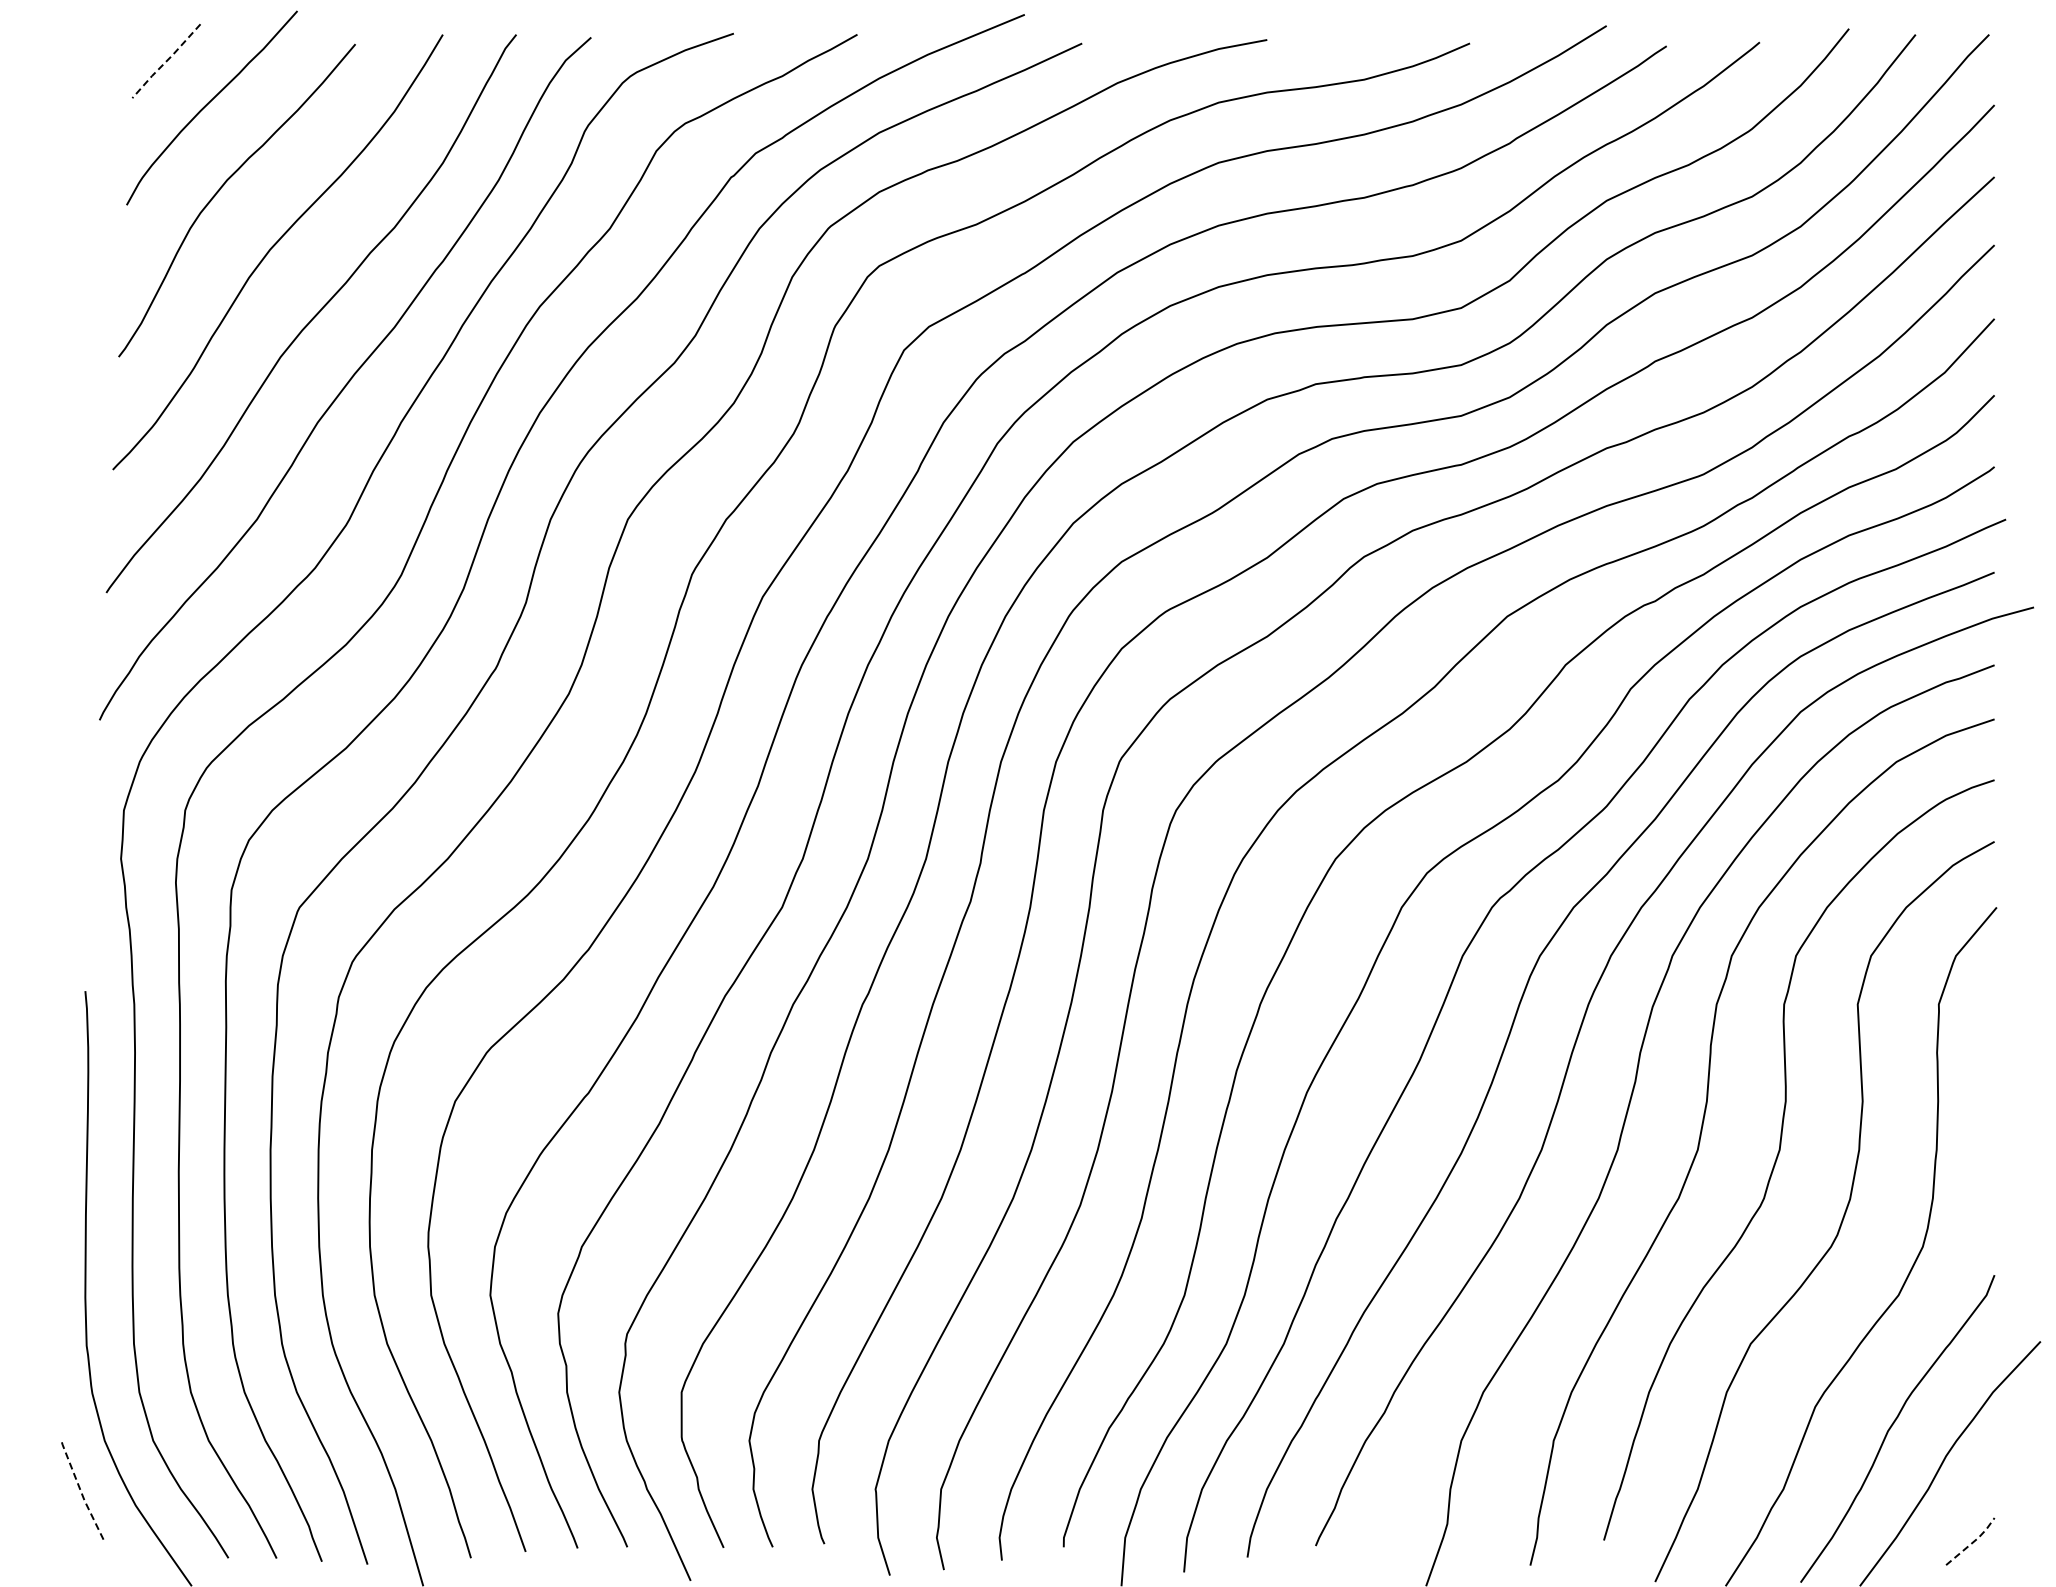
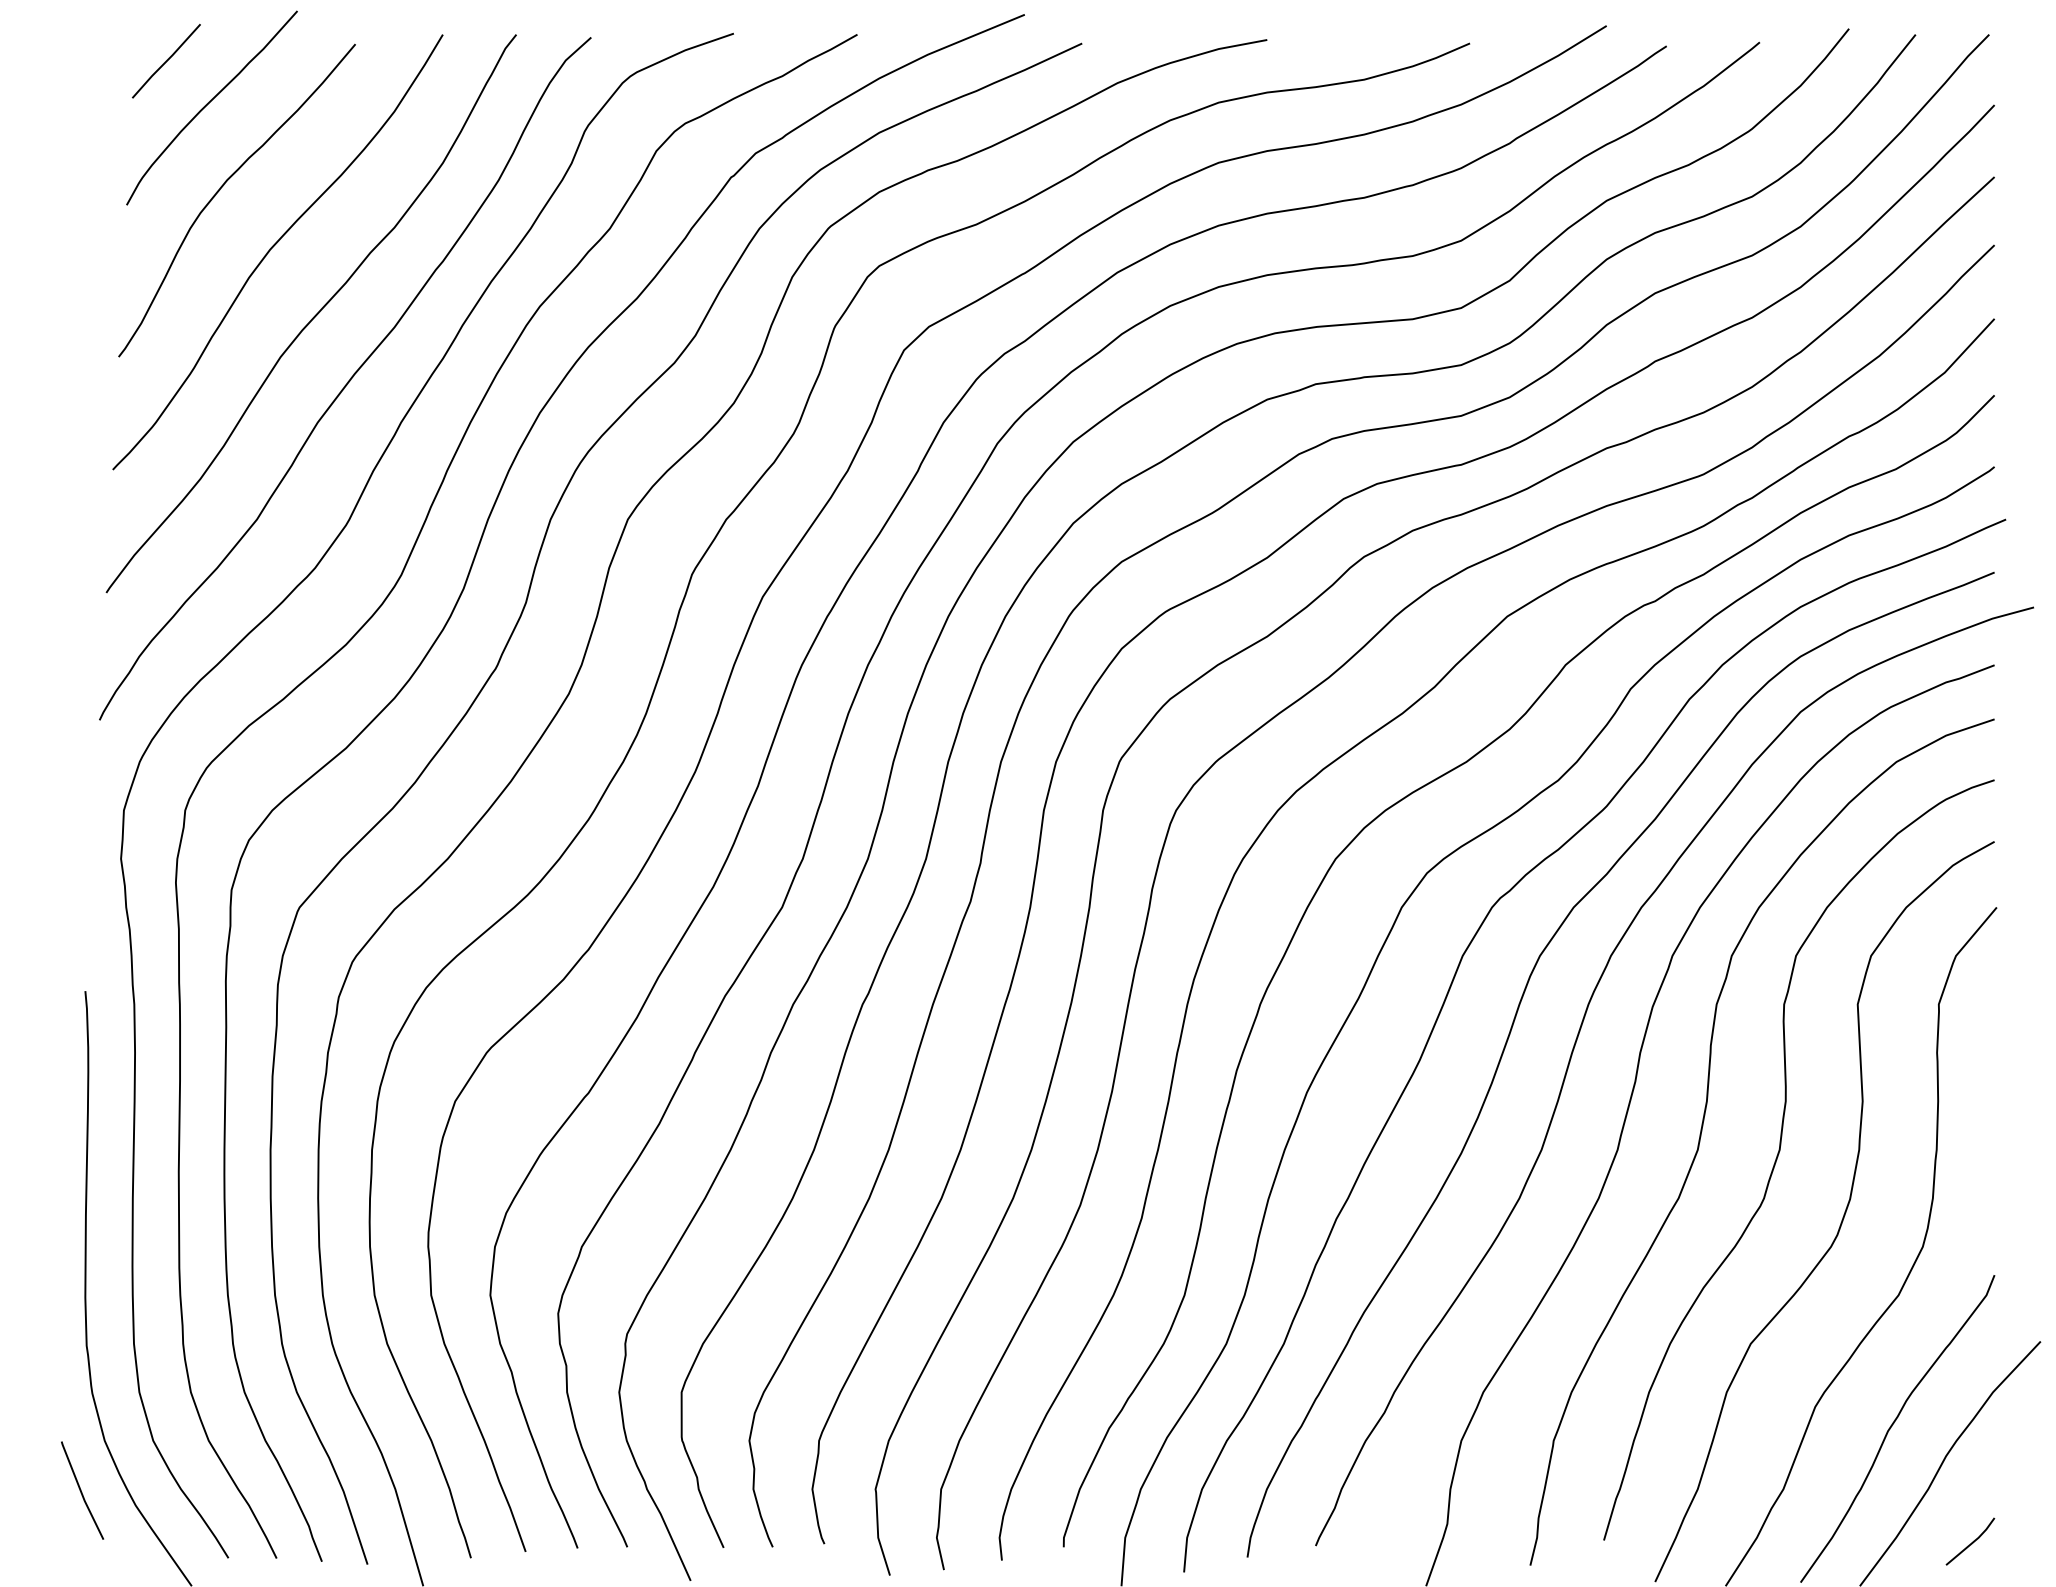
line: dashed -> solid (166, 61)
line: dashed -> solid (80, 1490)
line: dashed -> solid (1973, 1542)
